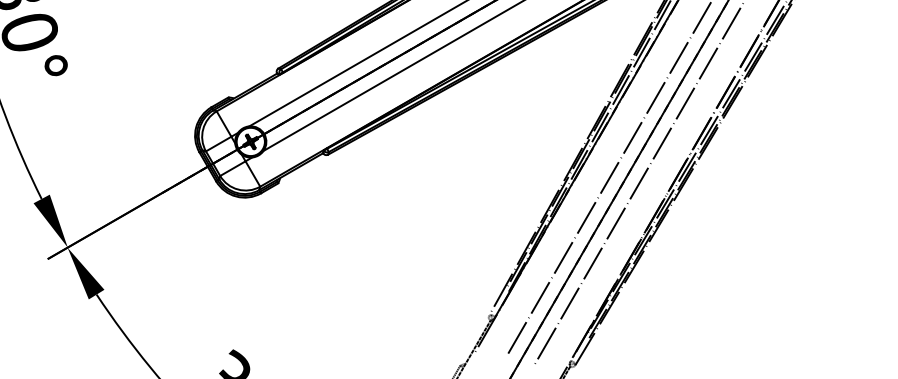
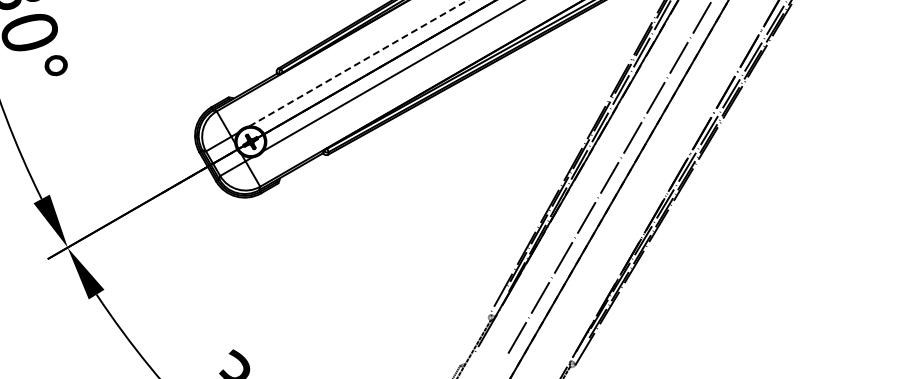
line: solid -> dashed (358, 63)
line: present -> none (637, 184)
